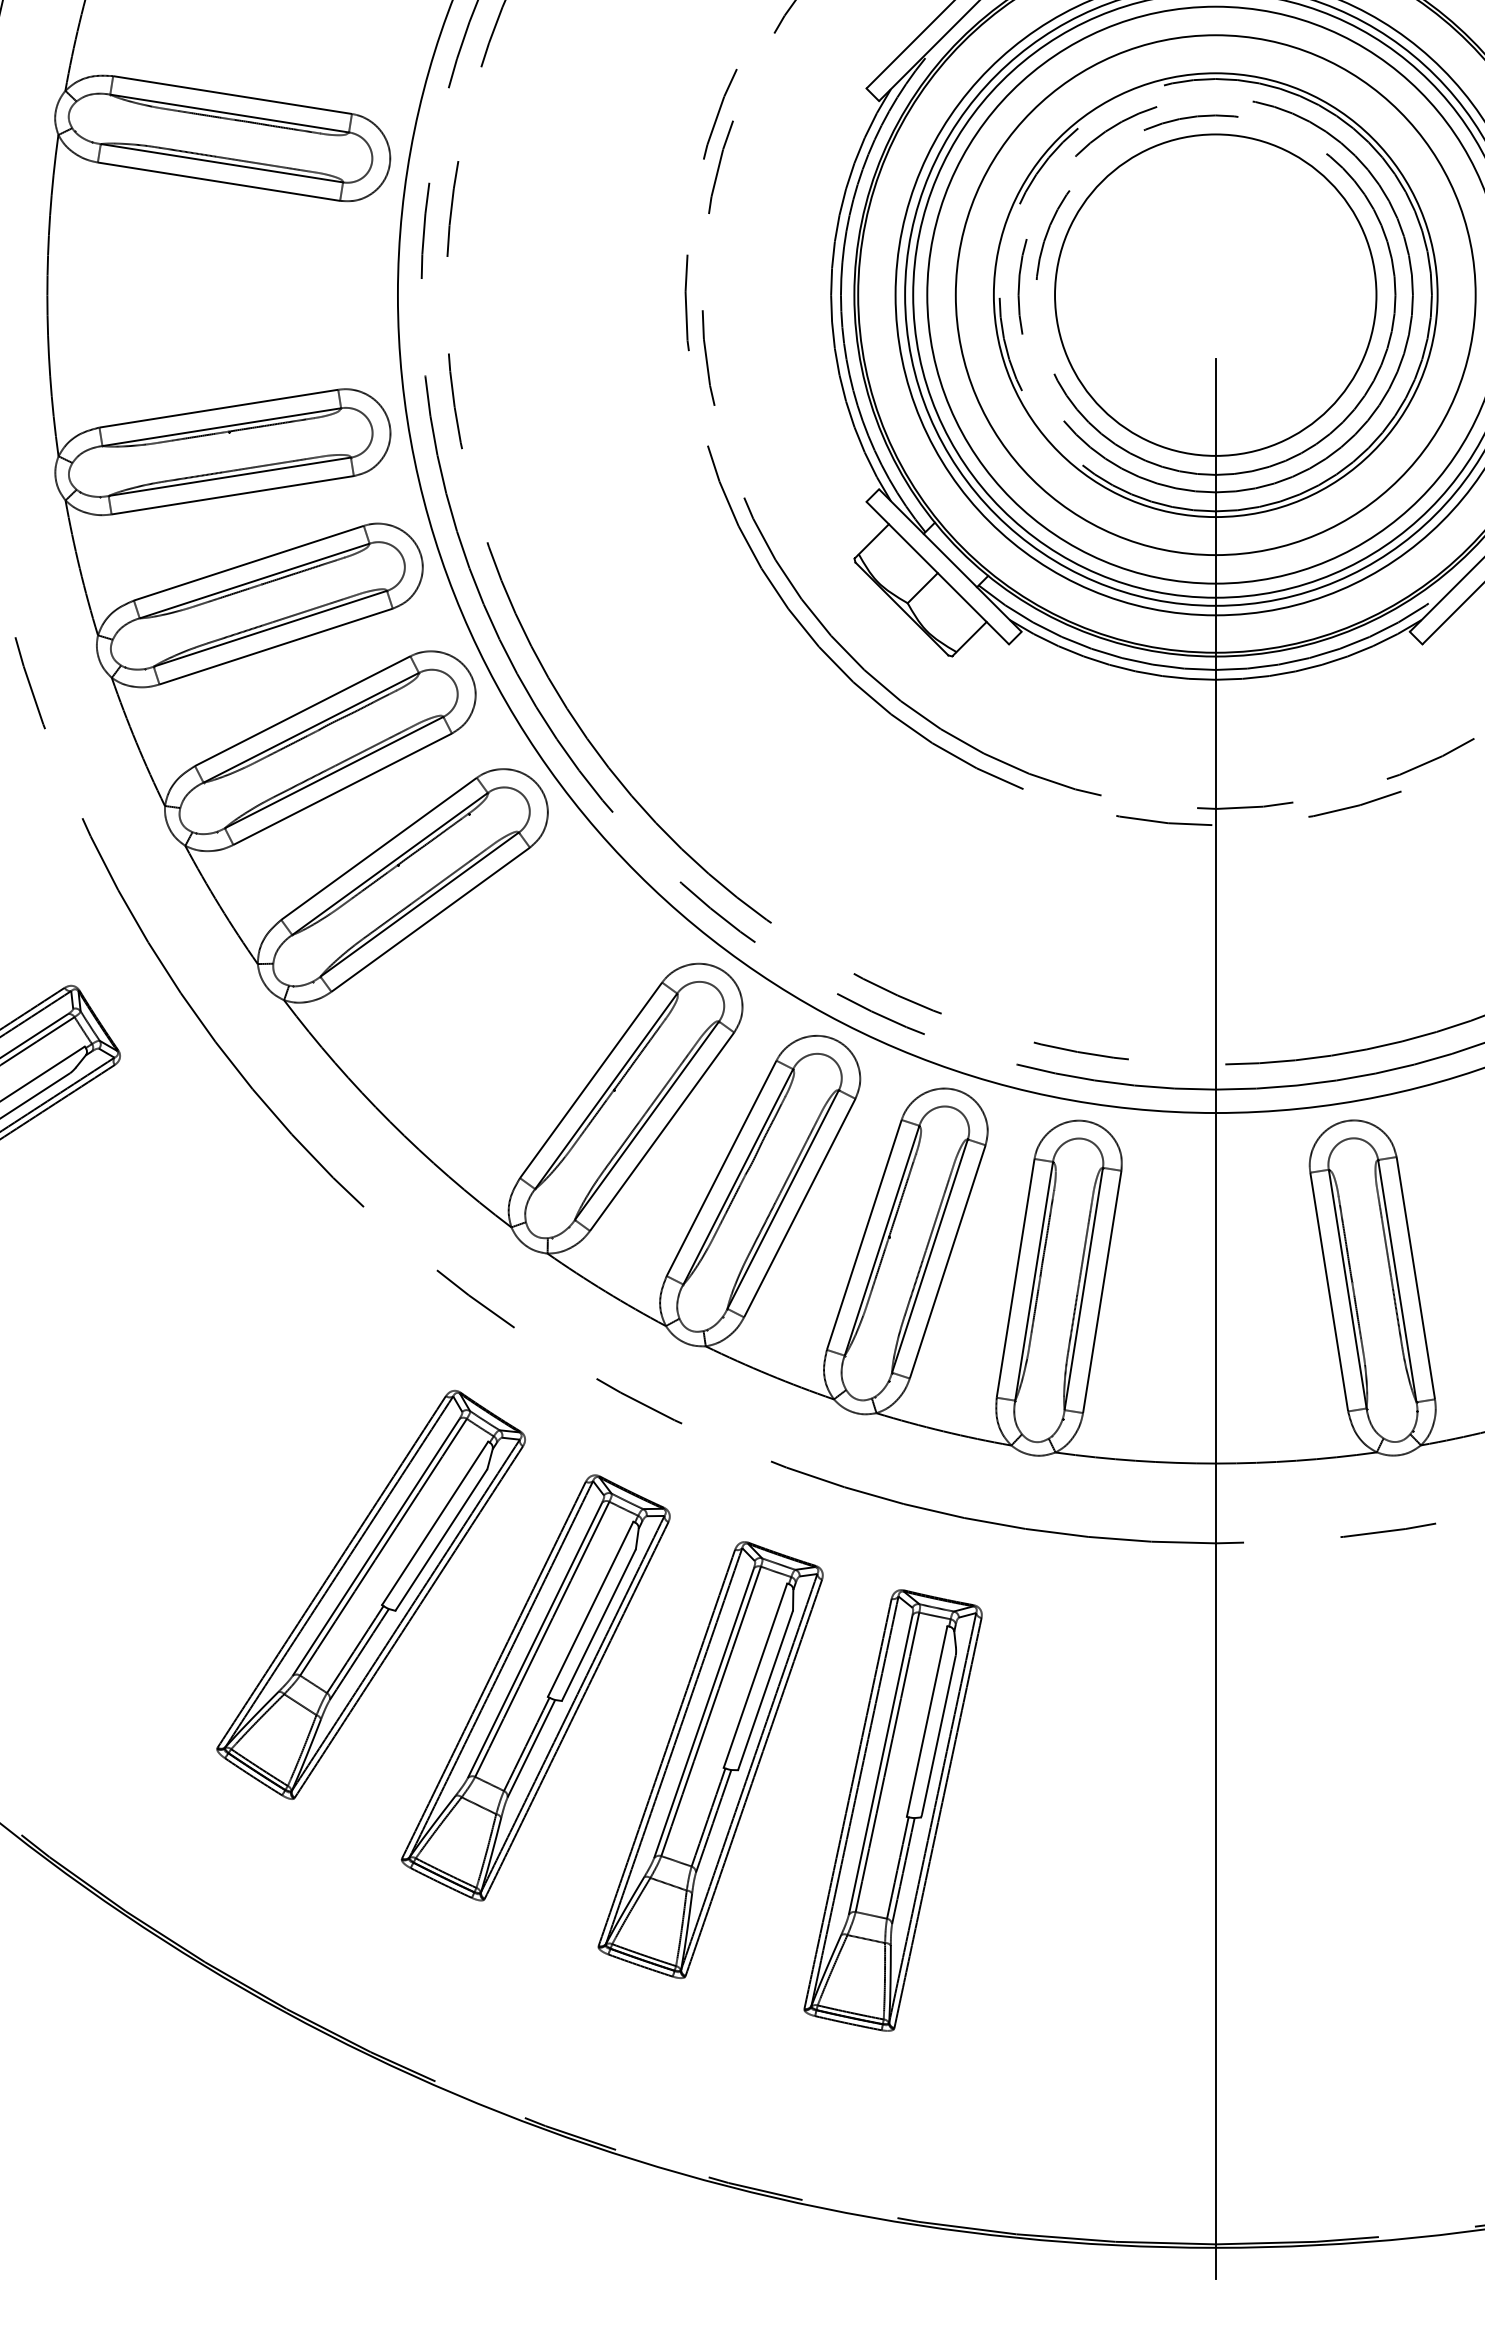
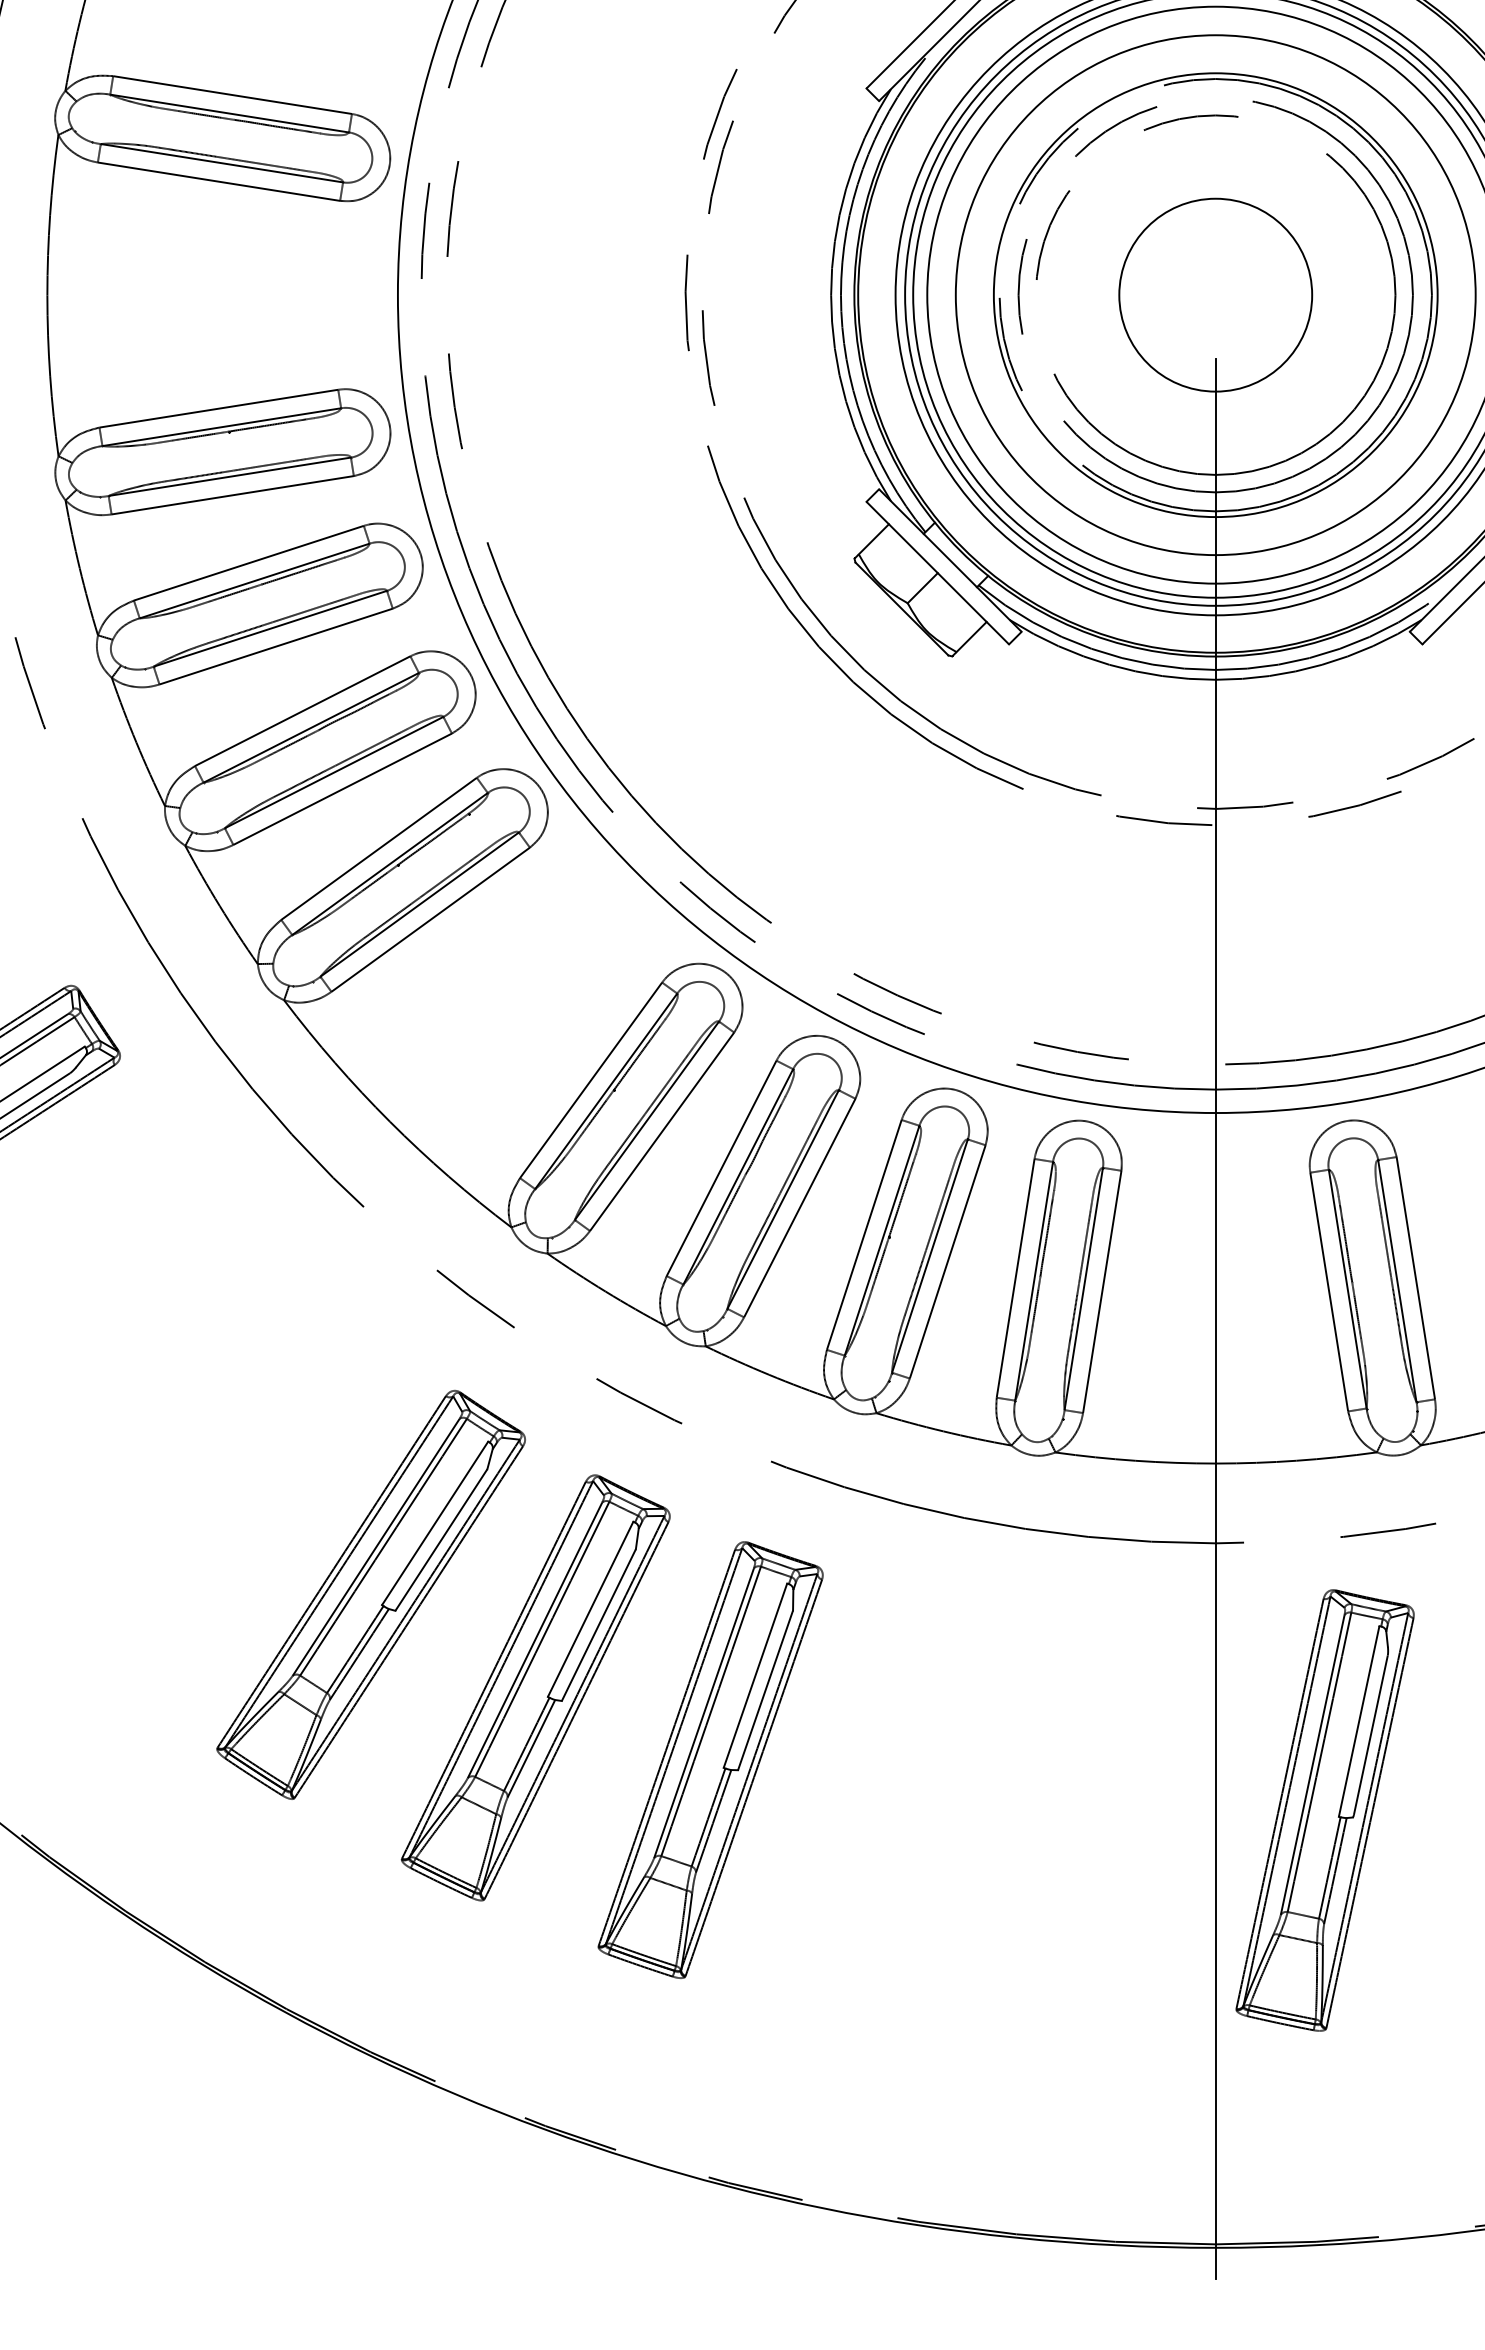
circle diameter: 321 px -> 193 px (1215, 294)
part position: (892, 1810) -> (1324, 1810) (1324, 1810)
